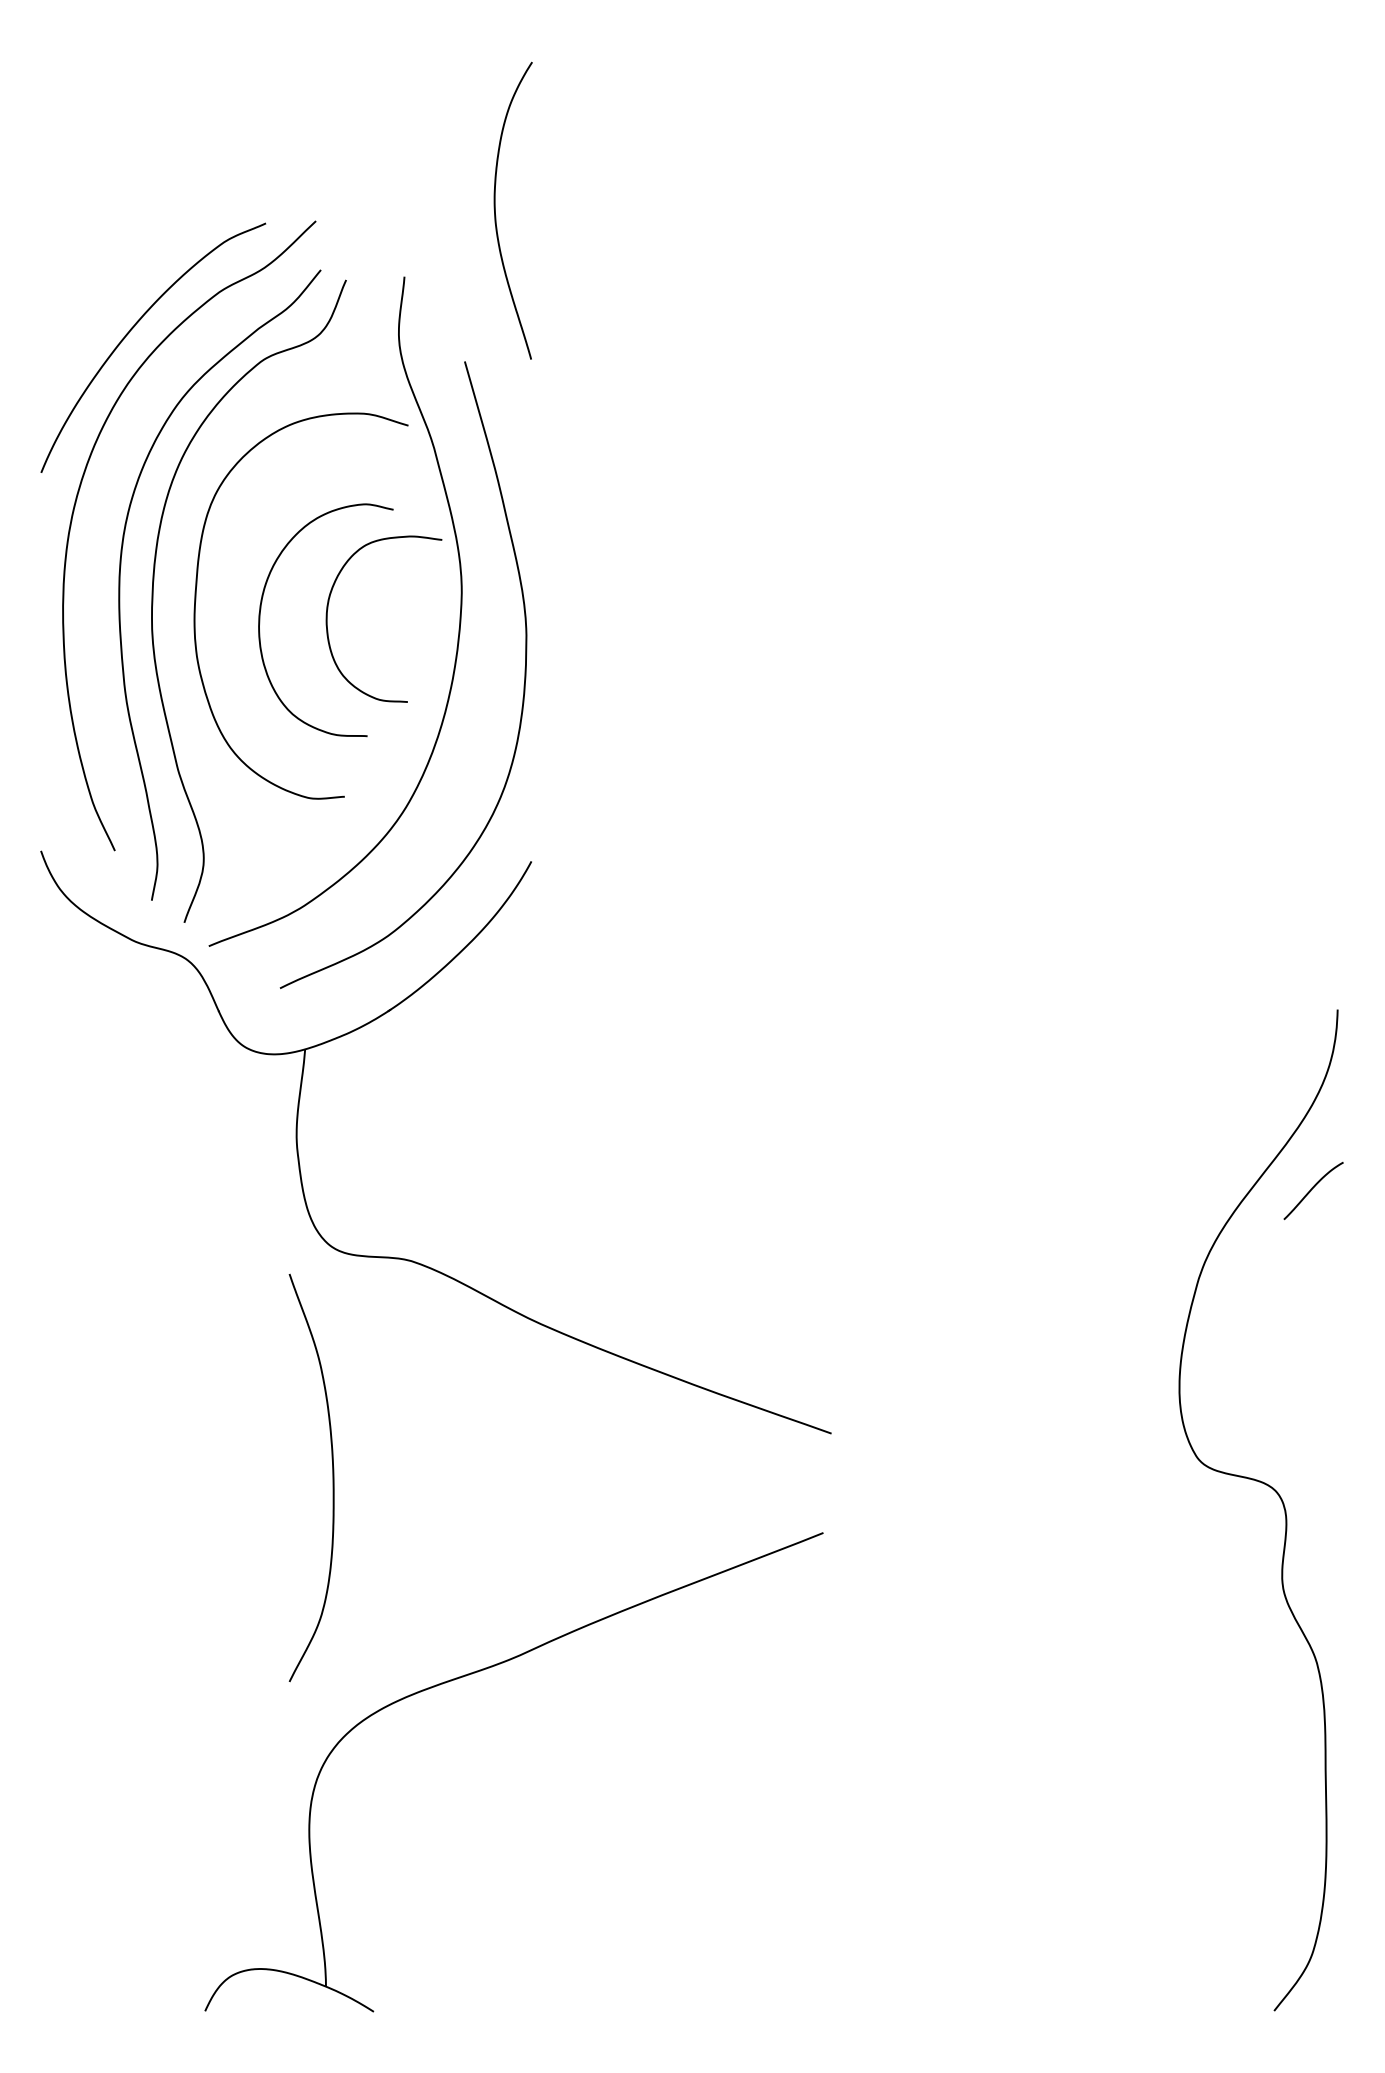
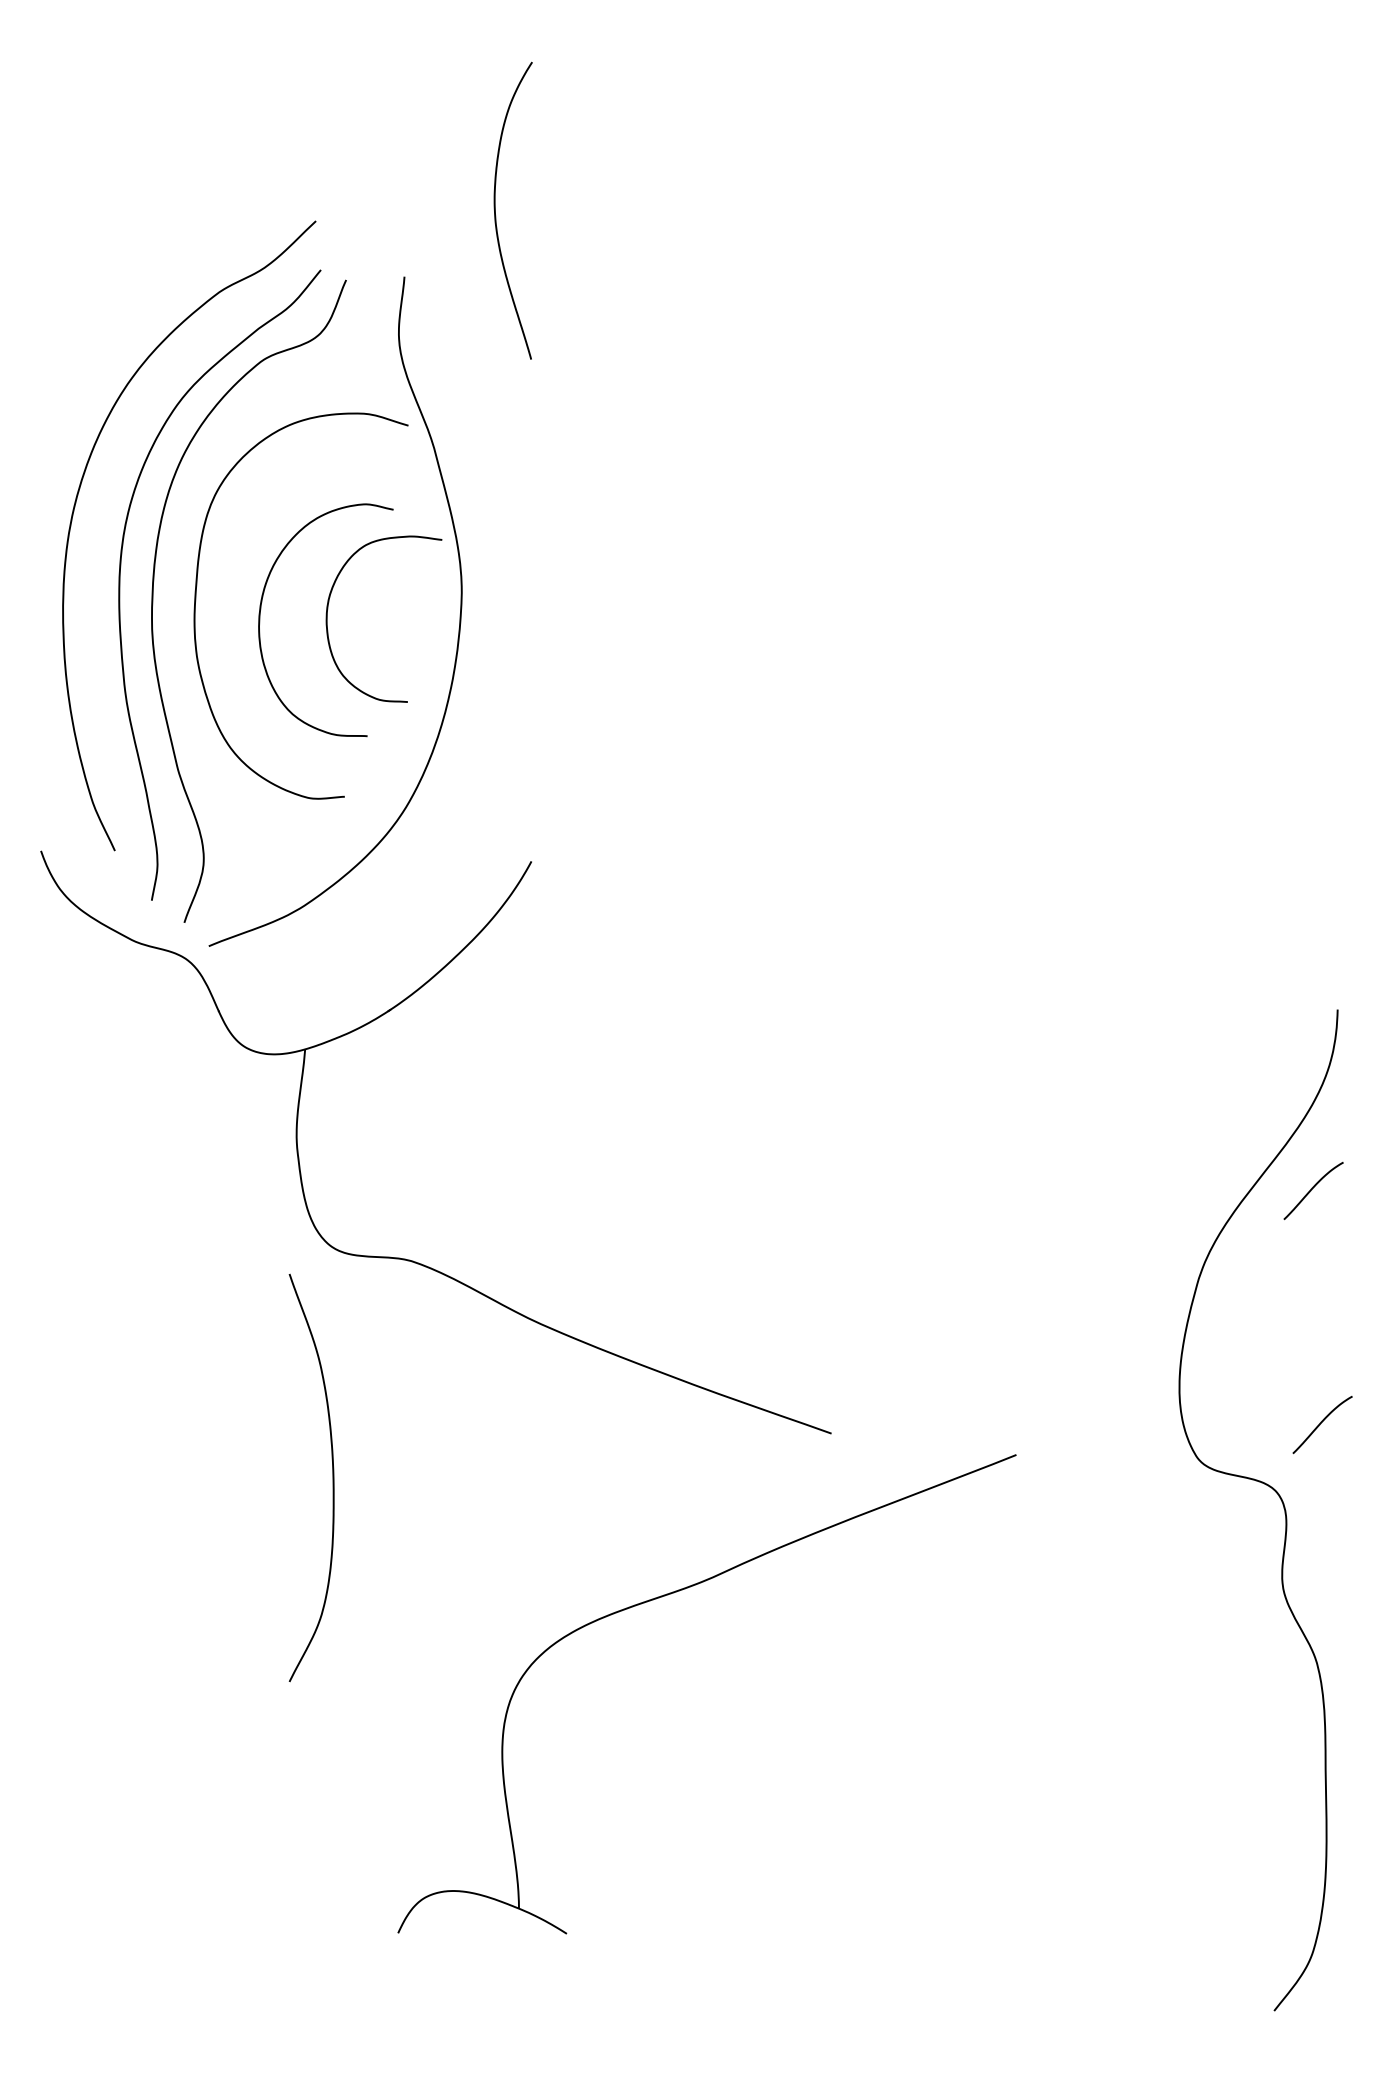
curve: present -> none (134, 327)
curve: present -> none (523, 684)
curve: none -> present (1321, 1423)
part position: (478, 1672) -> (671, 1594) (671, 1594)
